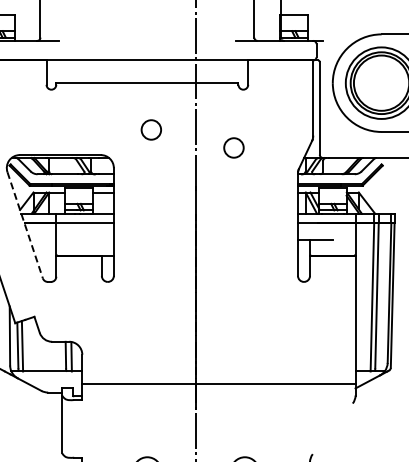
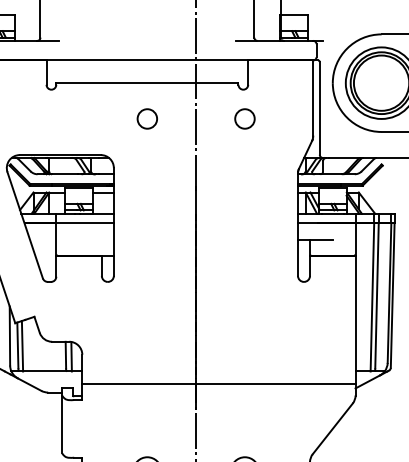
circle position: (150, 129) -> (146, 118) (146, 118)
circle position: (233, 147) -> (244, 118) (244, 118)
line: dashed -> solid (25, 225)
line: none -> present (332, 428)
